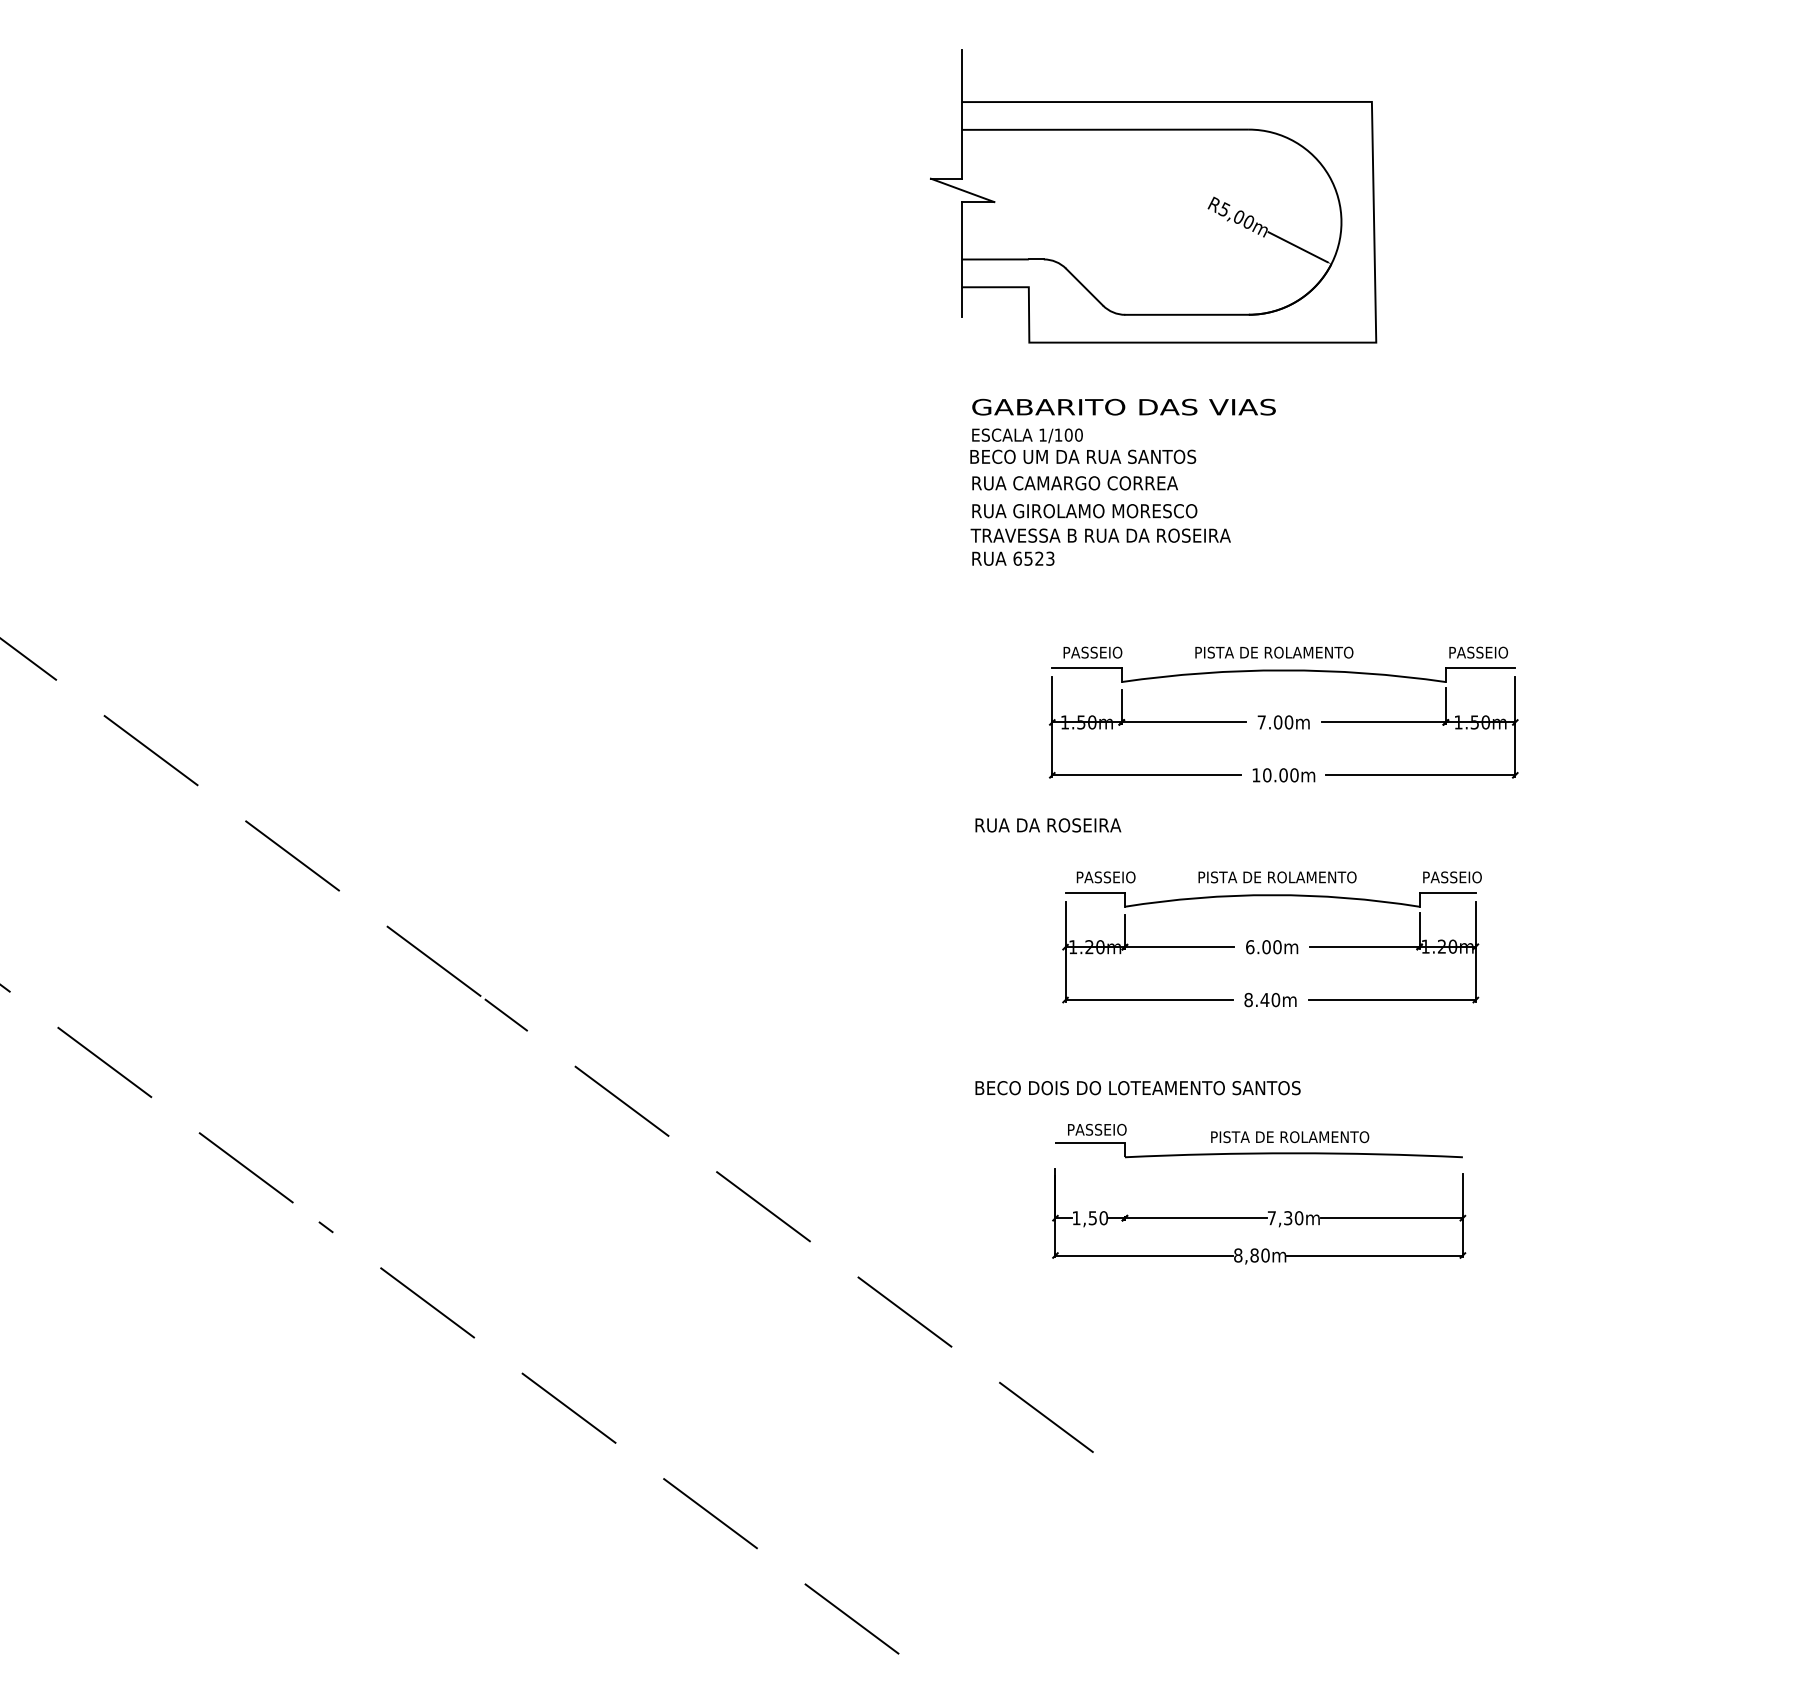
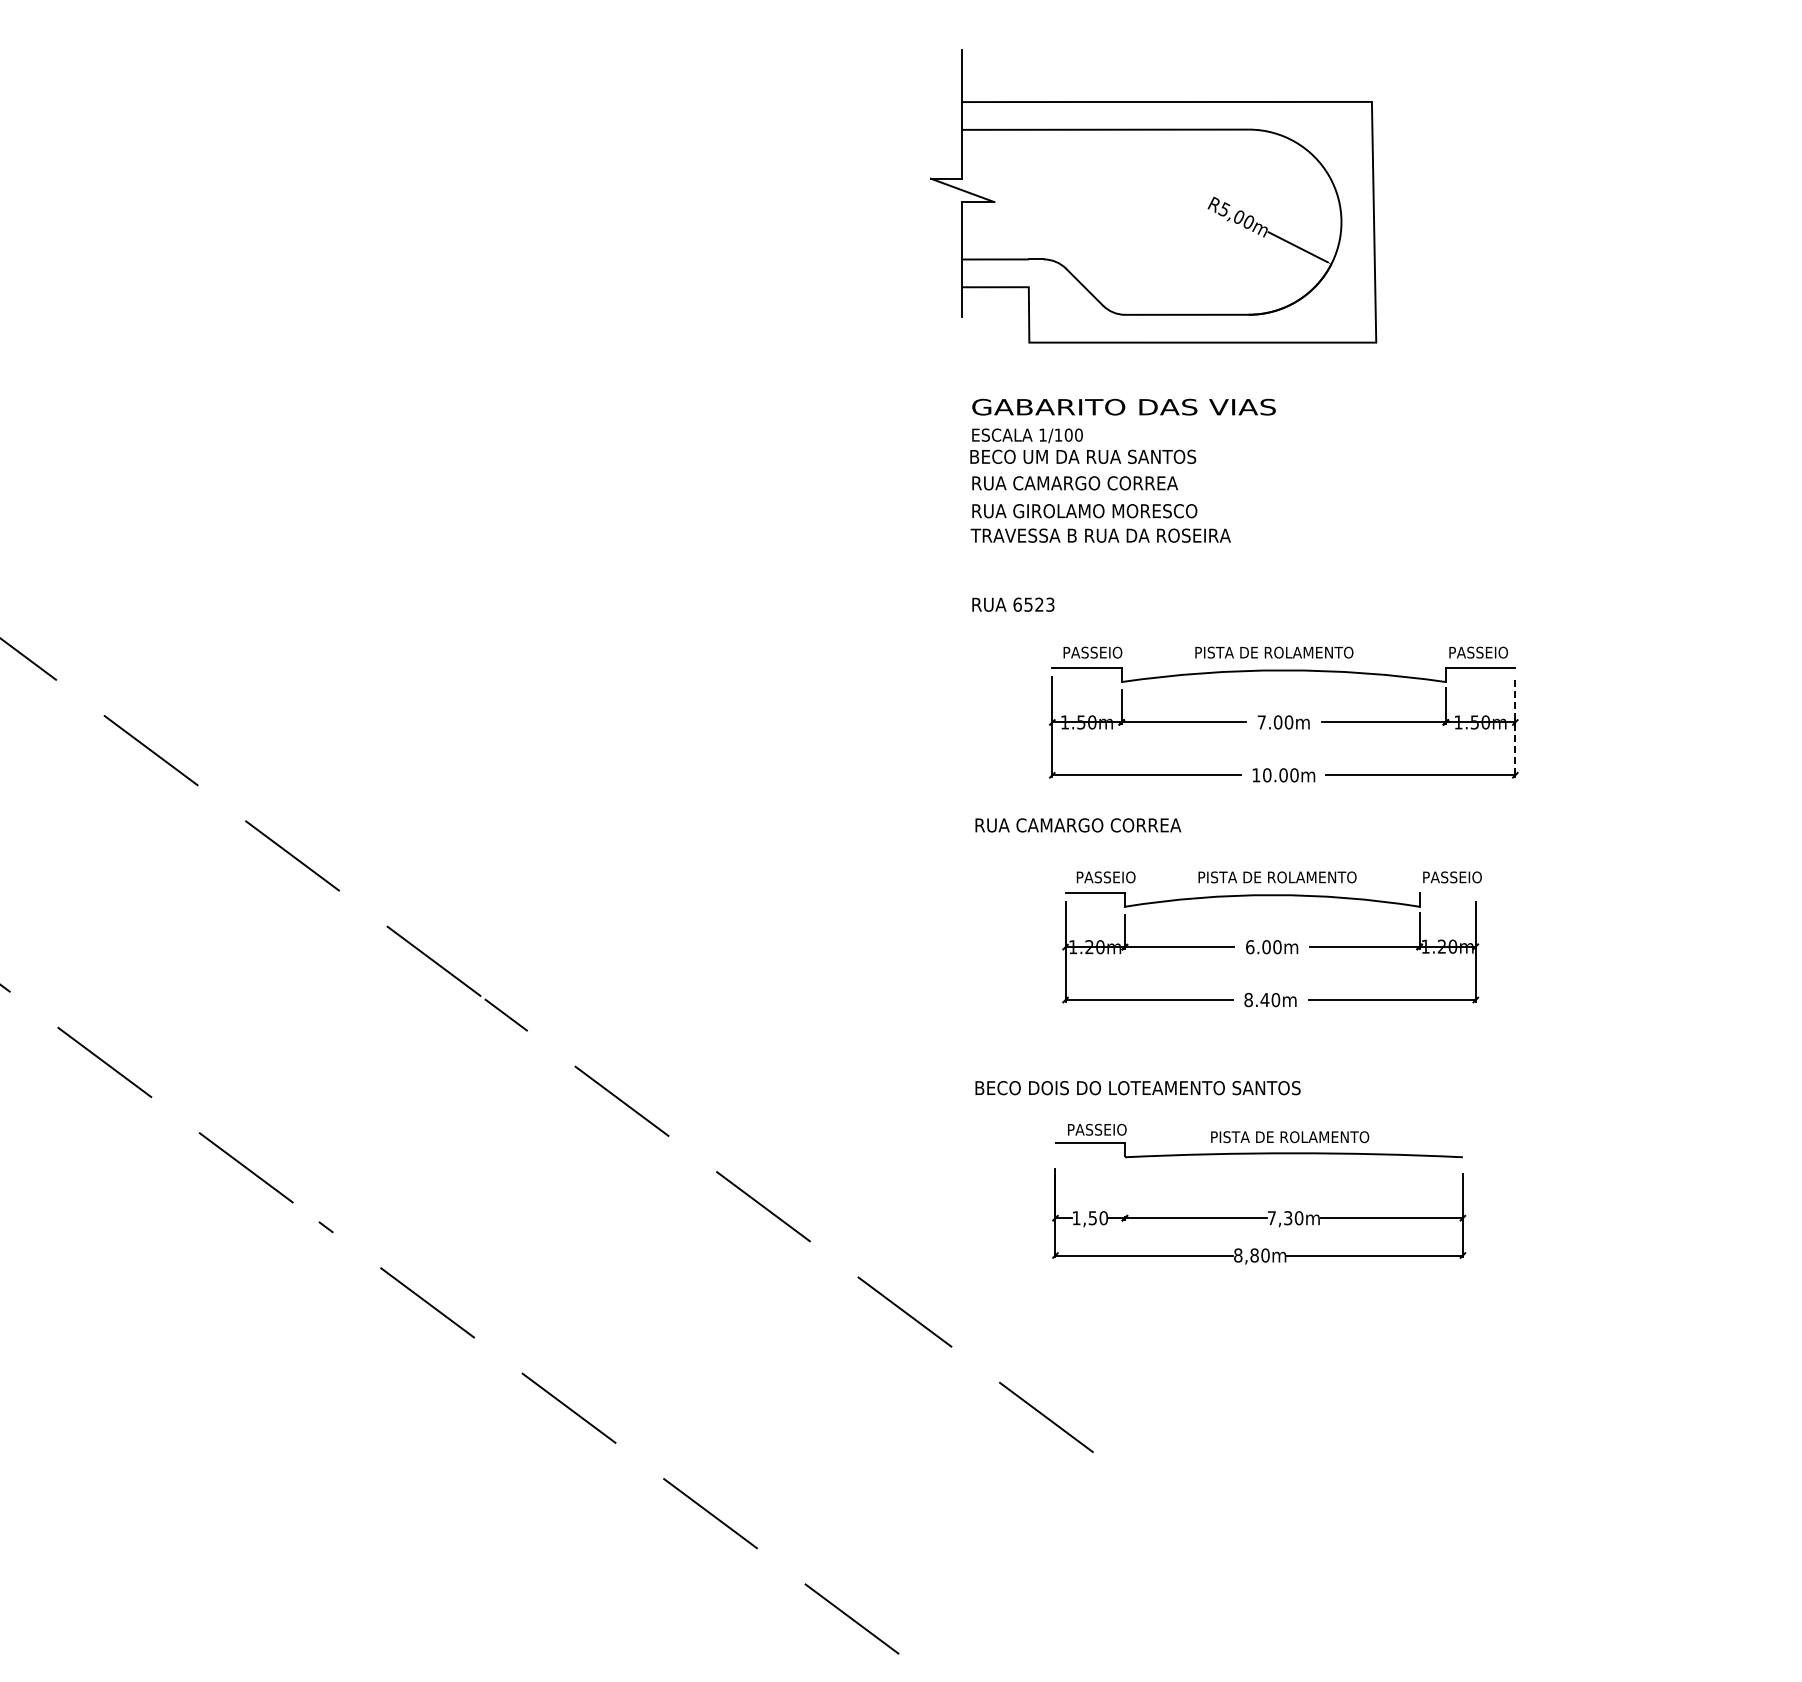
text position: (1013, 558) -> (1013, 604) (1013, 604)
line: solid -> dashed (1515, 725)
text: RUA DA ROSEIRA -> RUA CAMARGO CORREA (1098, 825)
line: present -> none (1447, 892)
